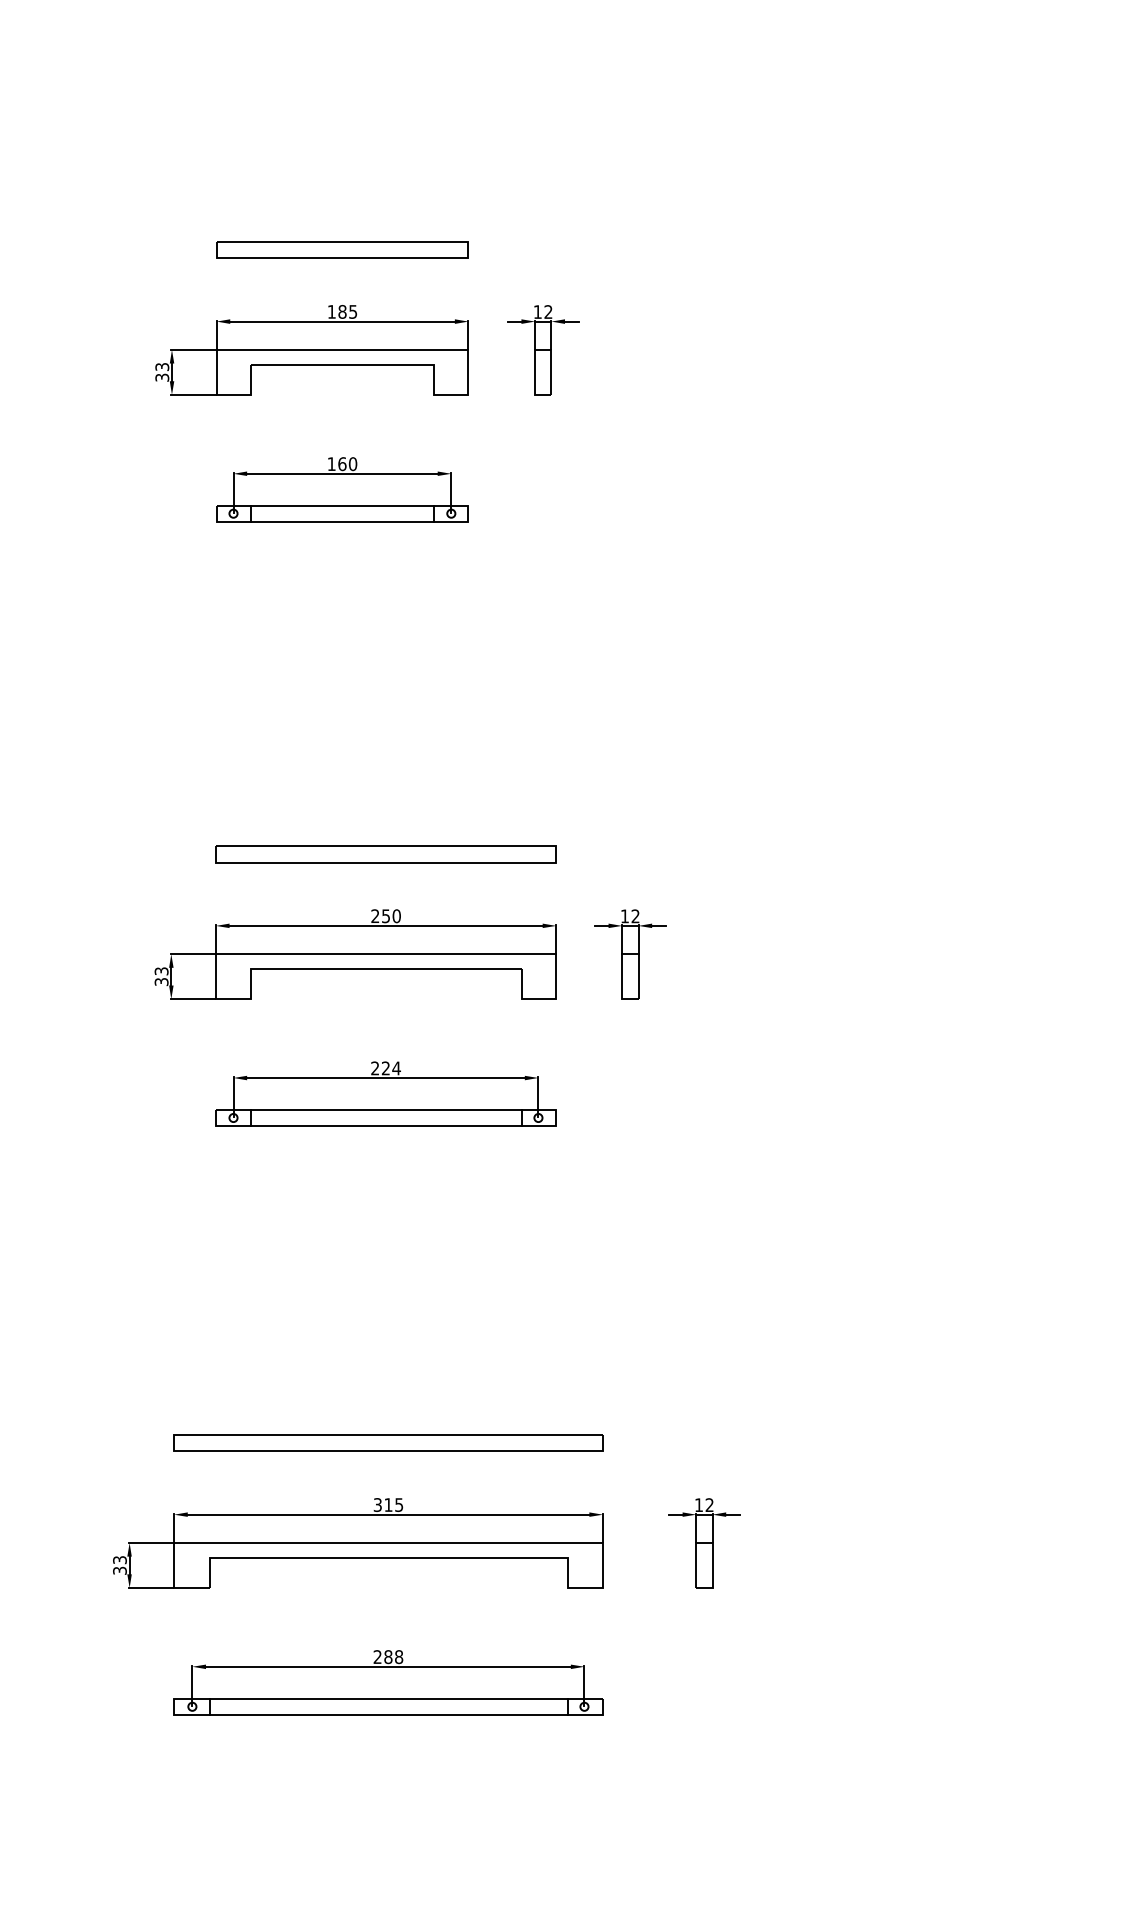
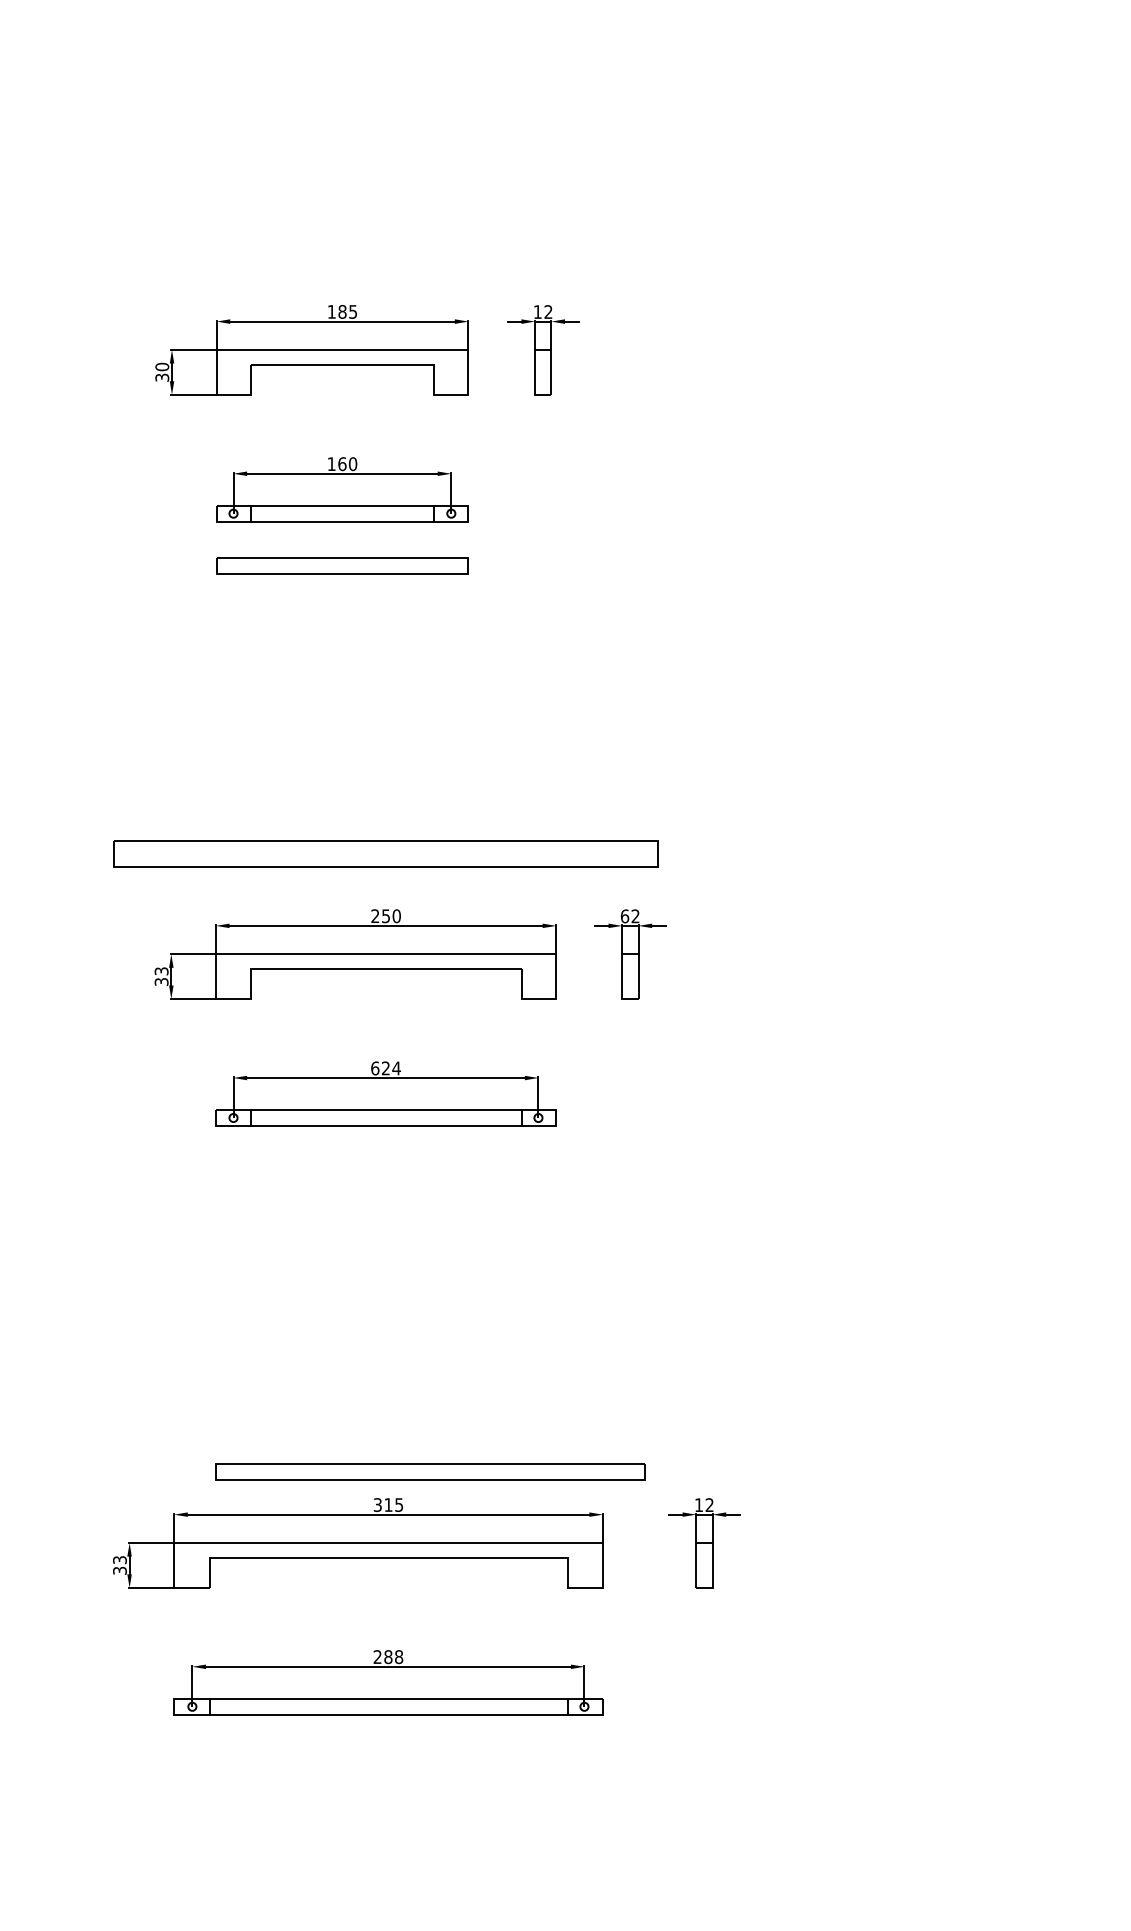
part position: (342, 249) -> (342, 565) (342, 565)
text: 33 -> 30 (162, 366)
part size: 342x19 px -> 546x28 px (385, 853)
text: 12 -> 62 (624, 916)
text: 224 -> 624 (375, 1068)
part position: (388, 1442) -> (430, 1471) (430, 1471)
